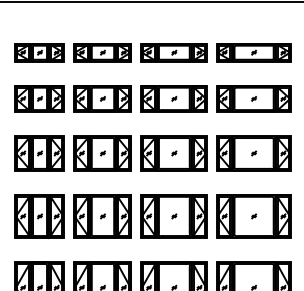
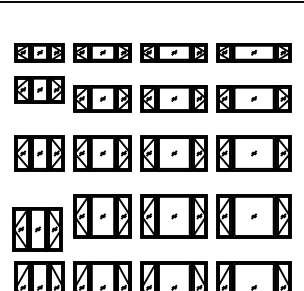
part position: (39, 98) -> (39, 89) (39, 89)
part position: (39, 216) -> (37, 229) (37, 229)
